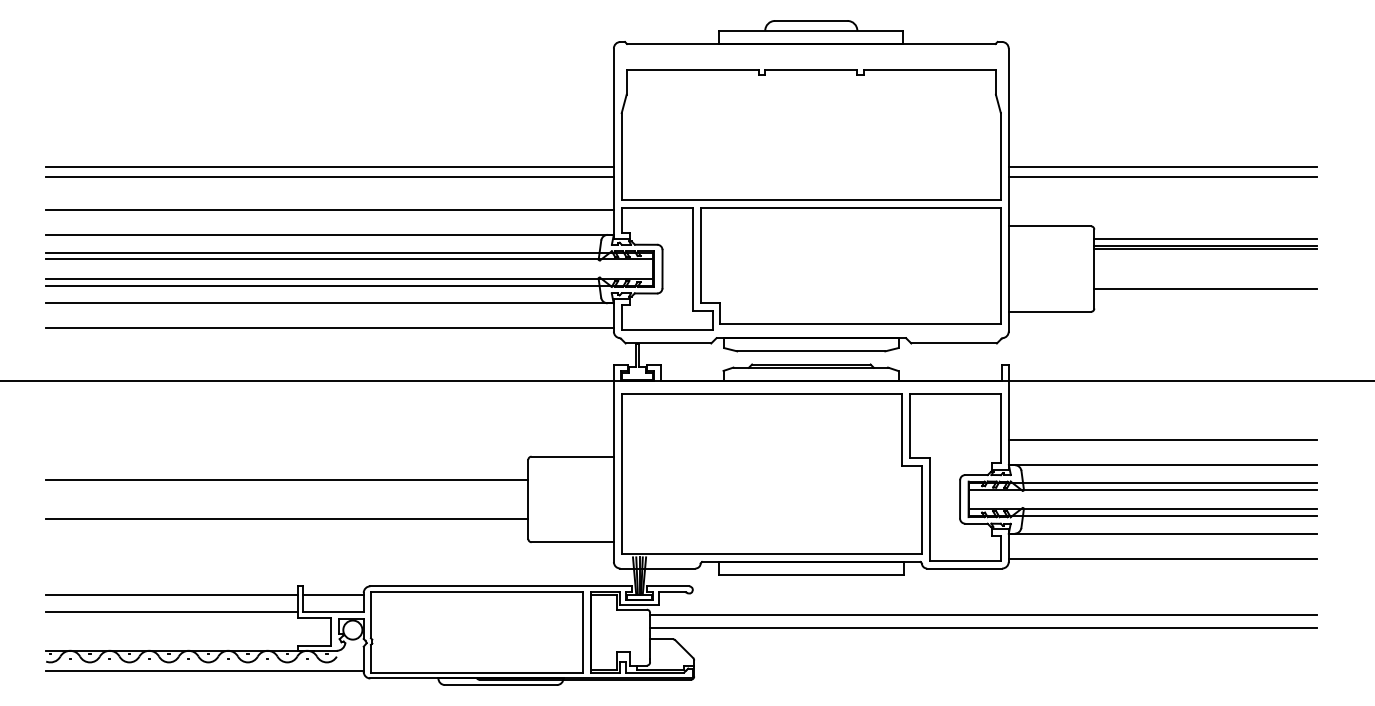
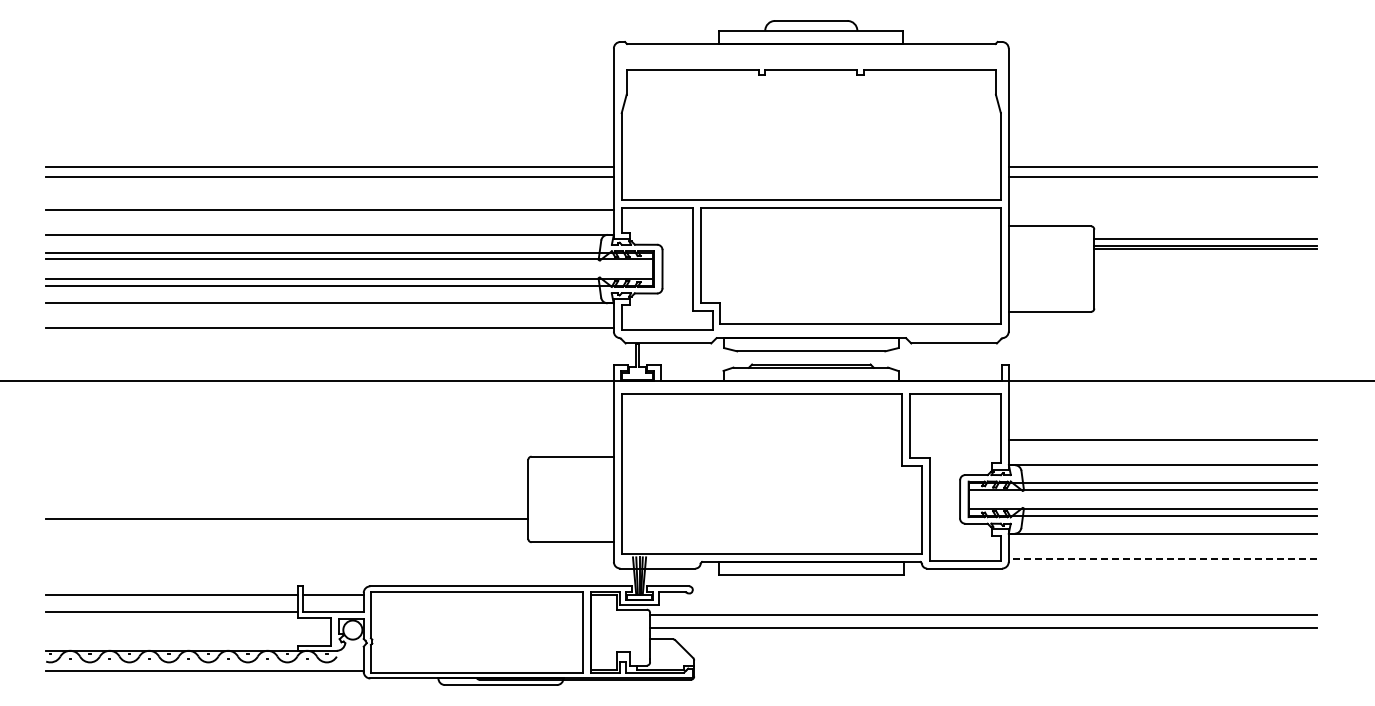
line: present -> none (1205, 288)
line: present -> none (287, 479)
line: solid -> dashed (1162, 558)
